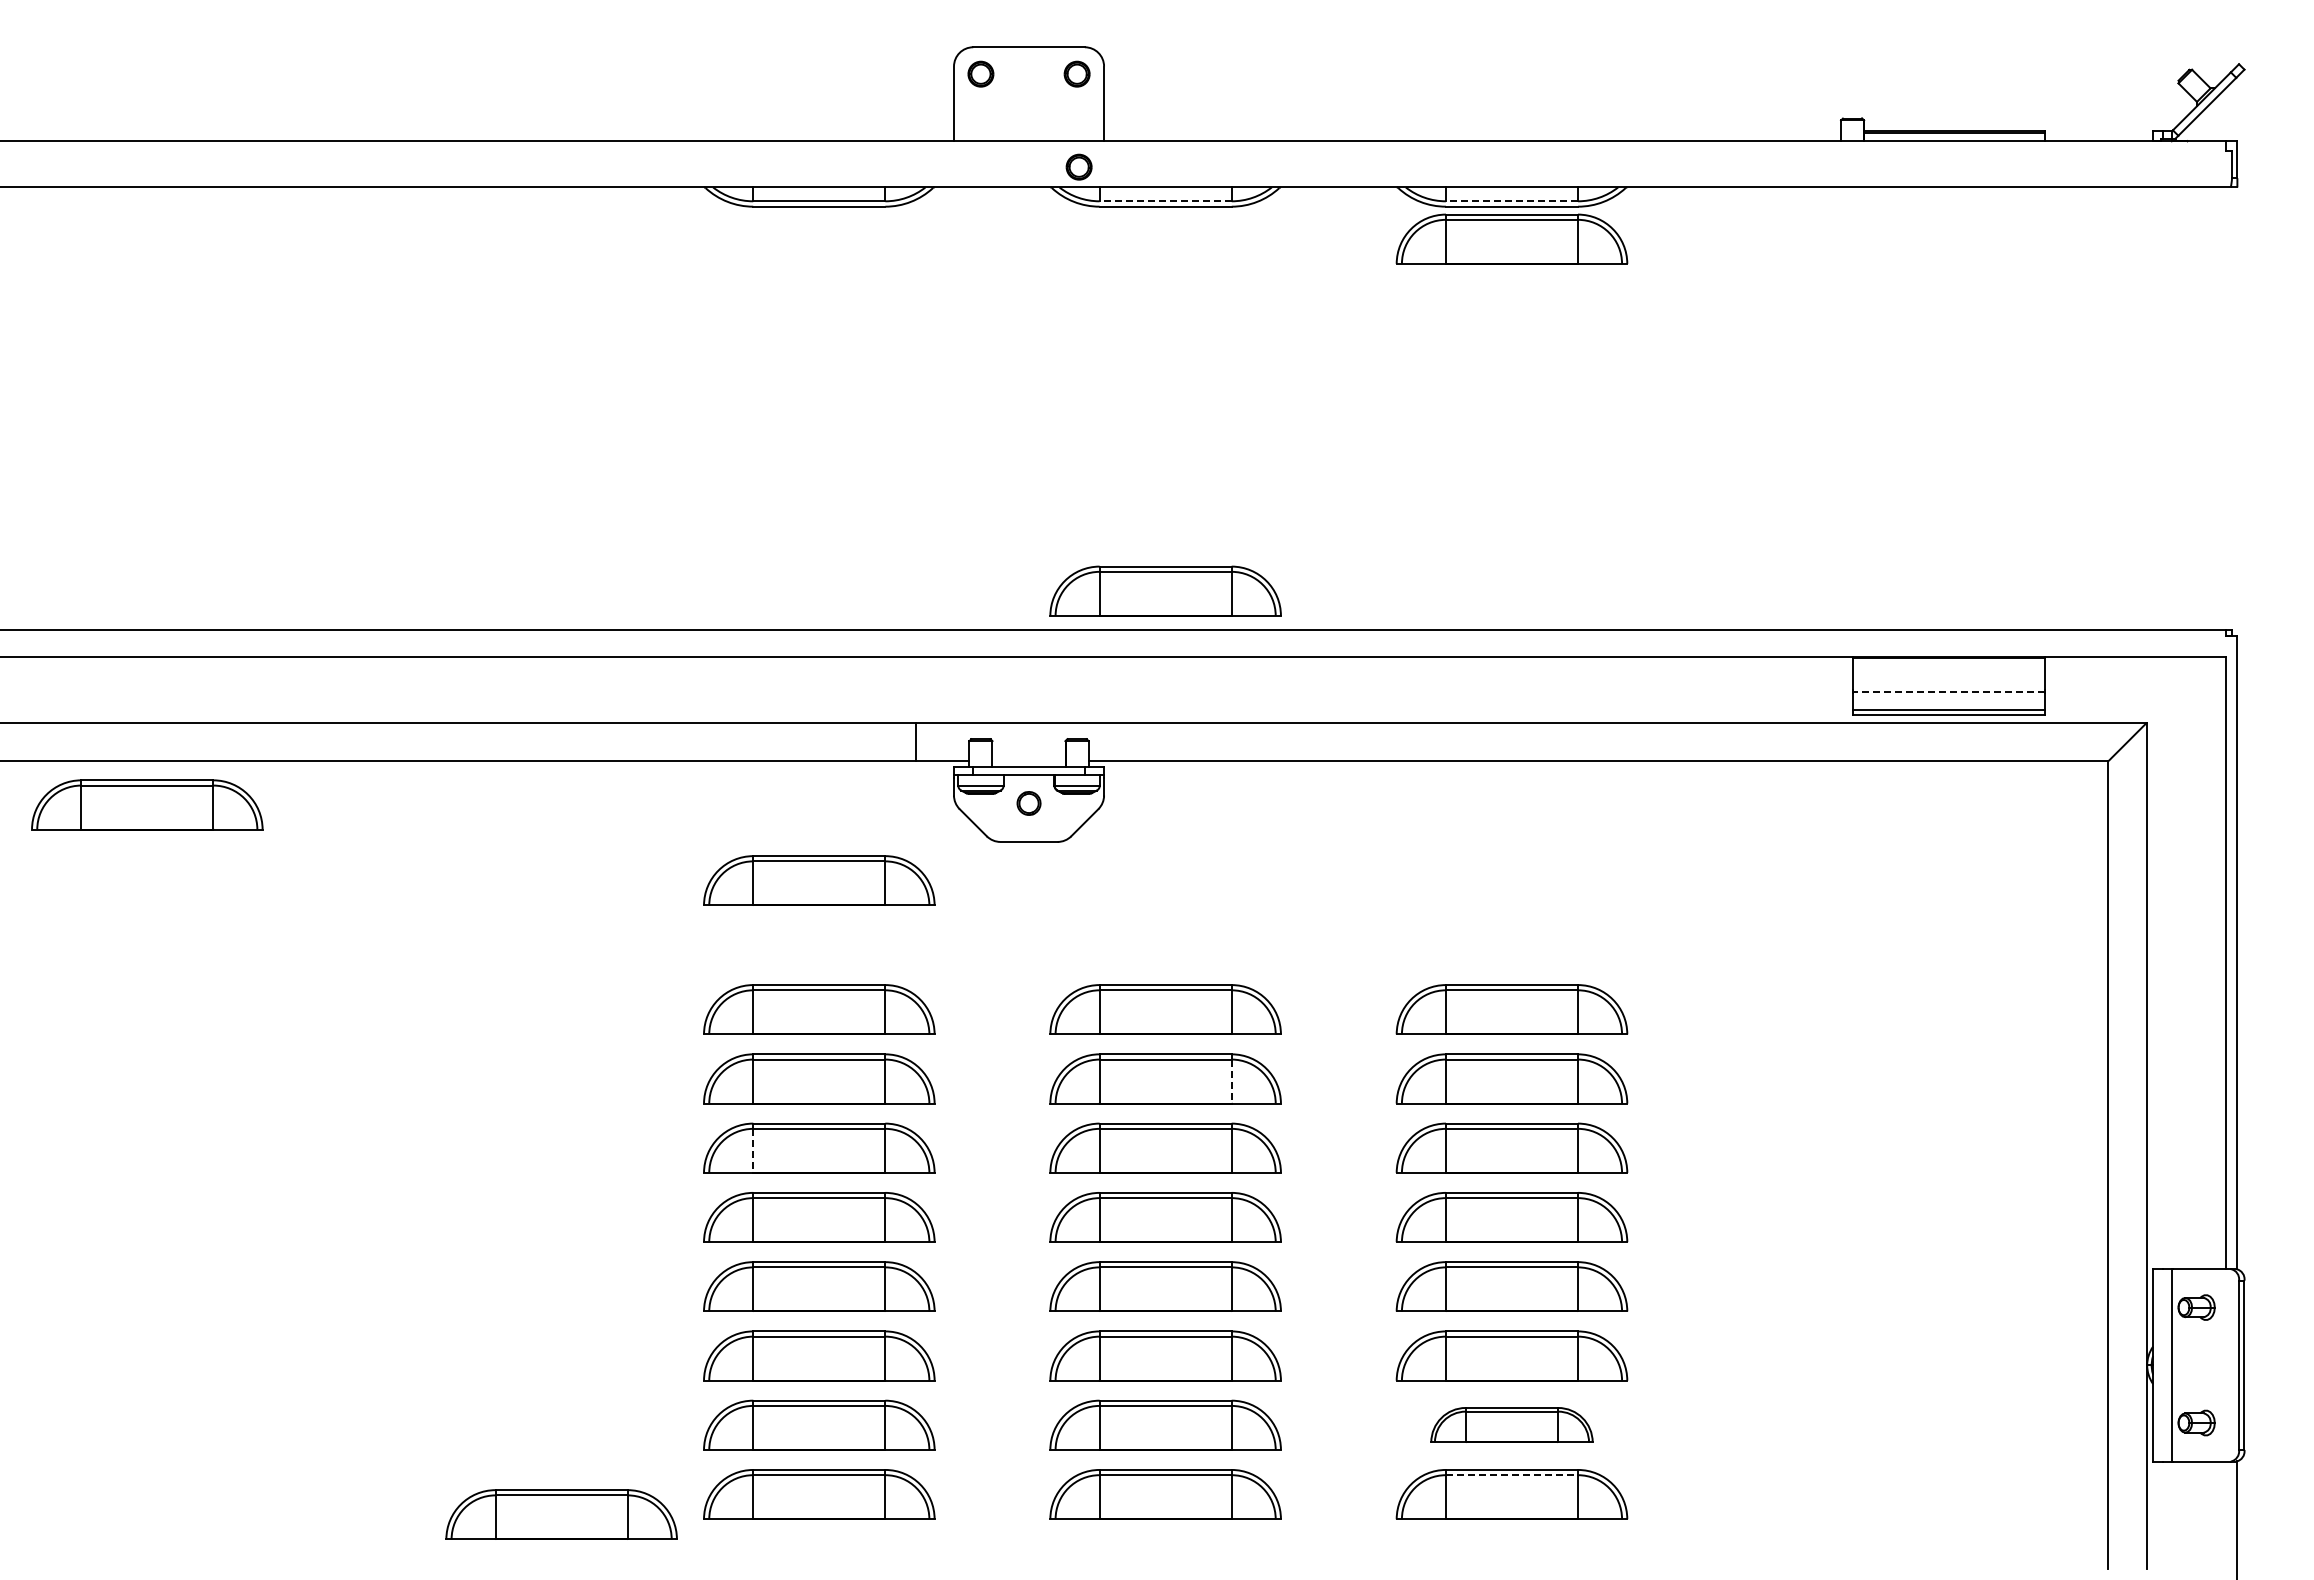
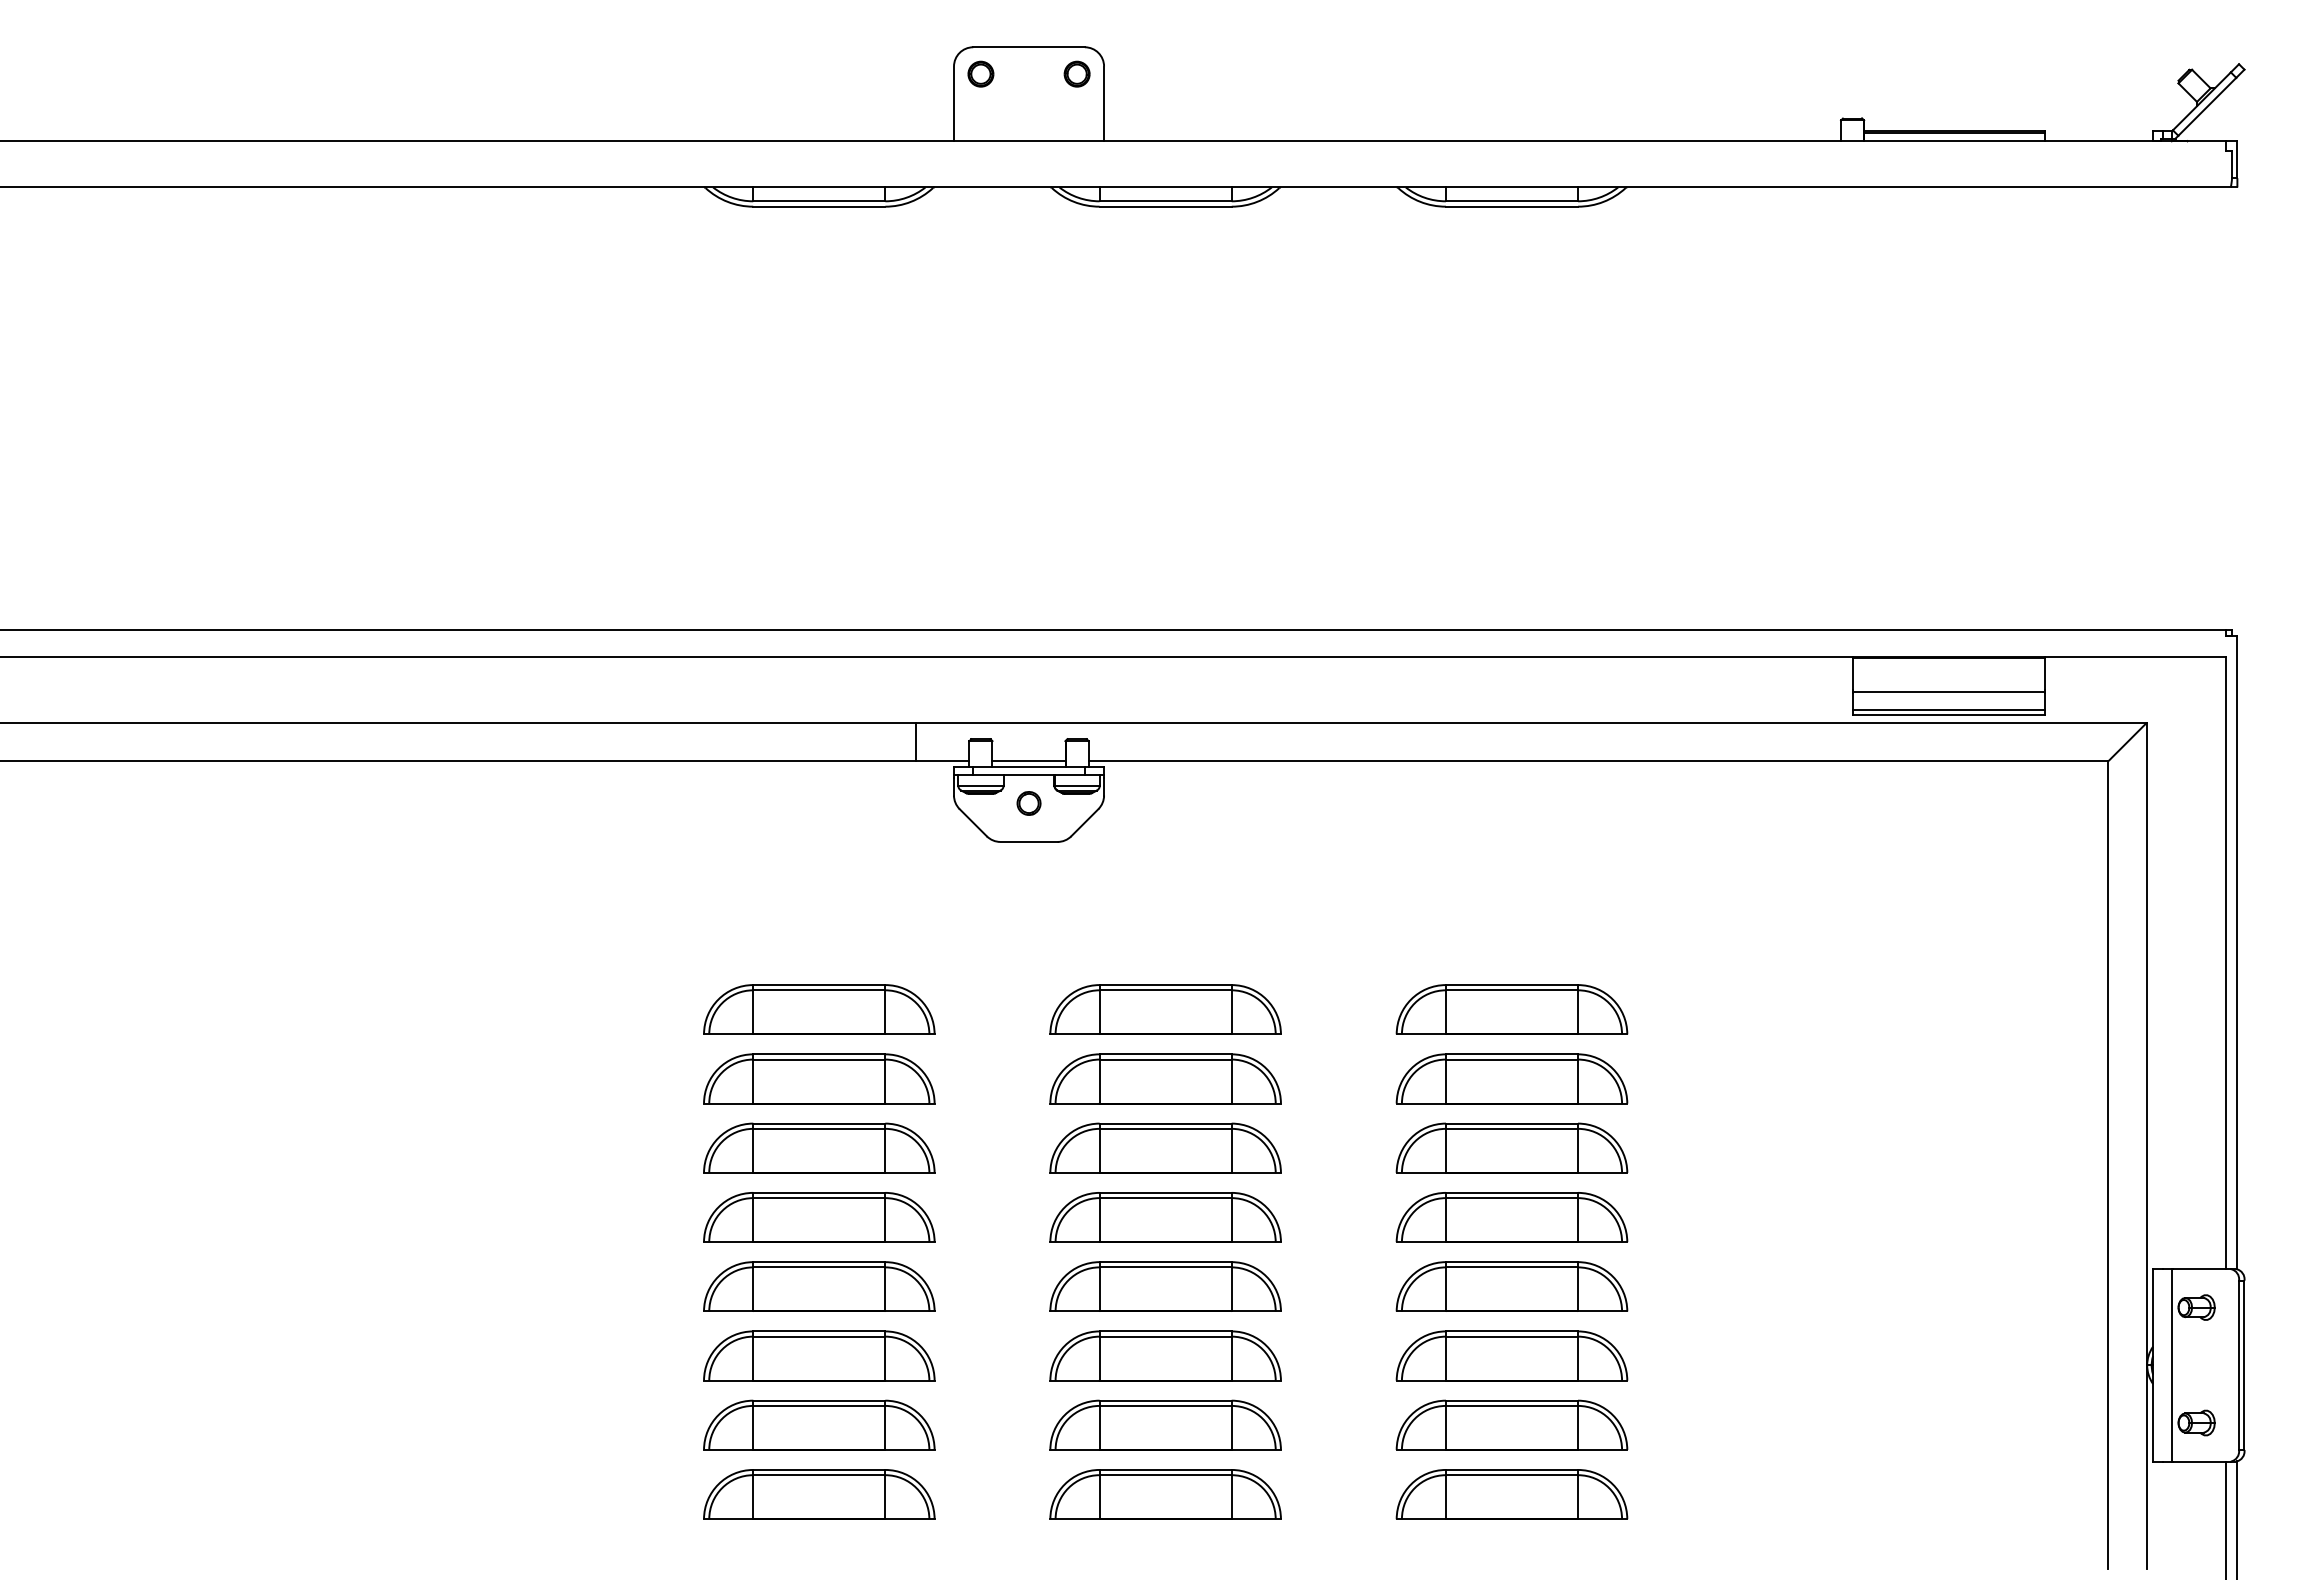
part: present -> none (1078, 166)
line: dashed -> solid (1165, 201)
line: dashed -> solid (1511, 201)
part: present -> none (1511, 238)
part: present -> none (1165, 590)
line: dashed -> solid (1948, 692)
line: none -> present (1028, 761)
part: present -> none (147, 804)
part: present -> none (819, 880)
line: dashed -> solid (1231, 1081)
line: dashed -> solid (753, 1150)
part size: 164x36 px -> 234x52 px (1511, 1424)
line: dashed -> solid (1512, 1475)
part: present -> none (561, 1514)
line: none -> present (2226, 1518)
